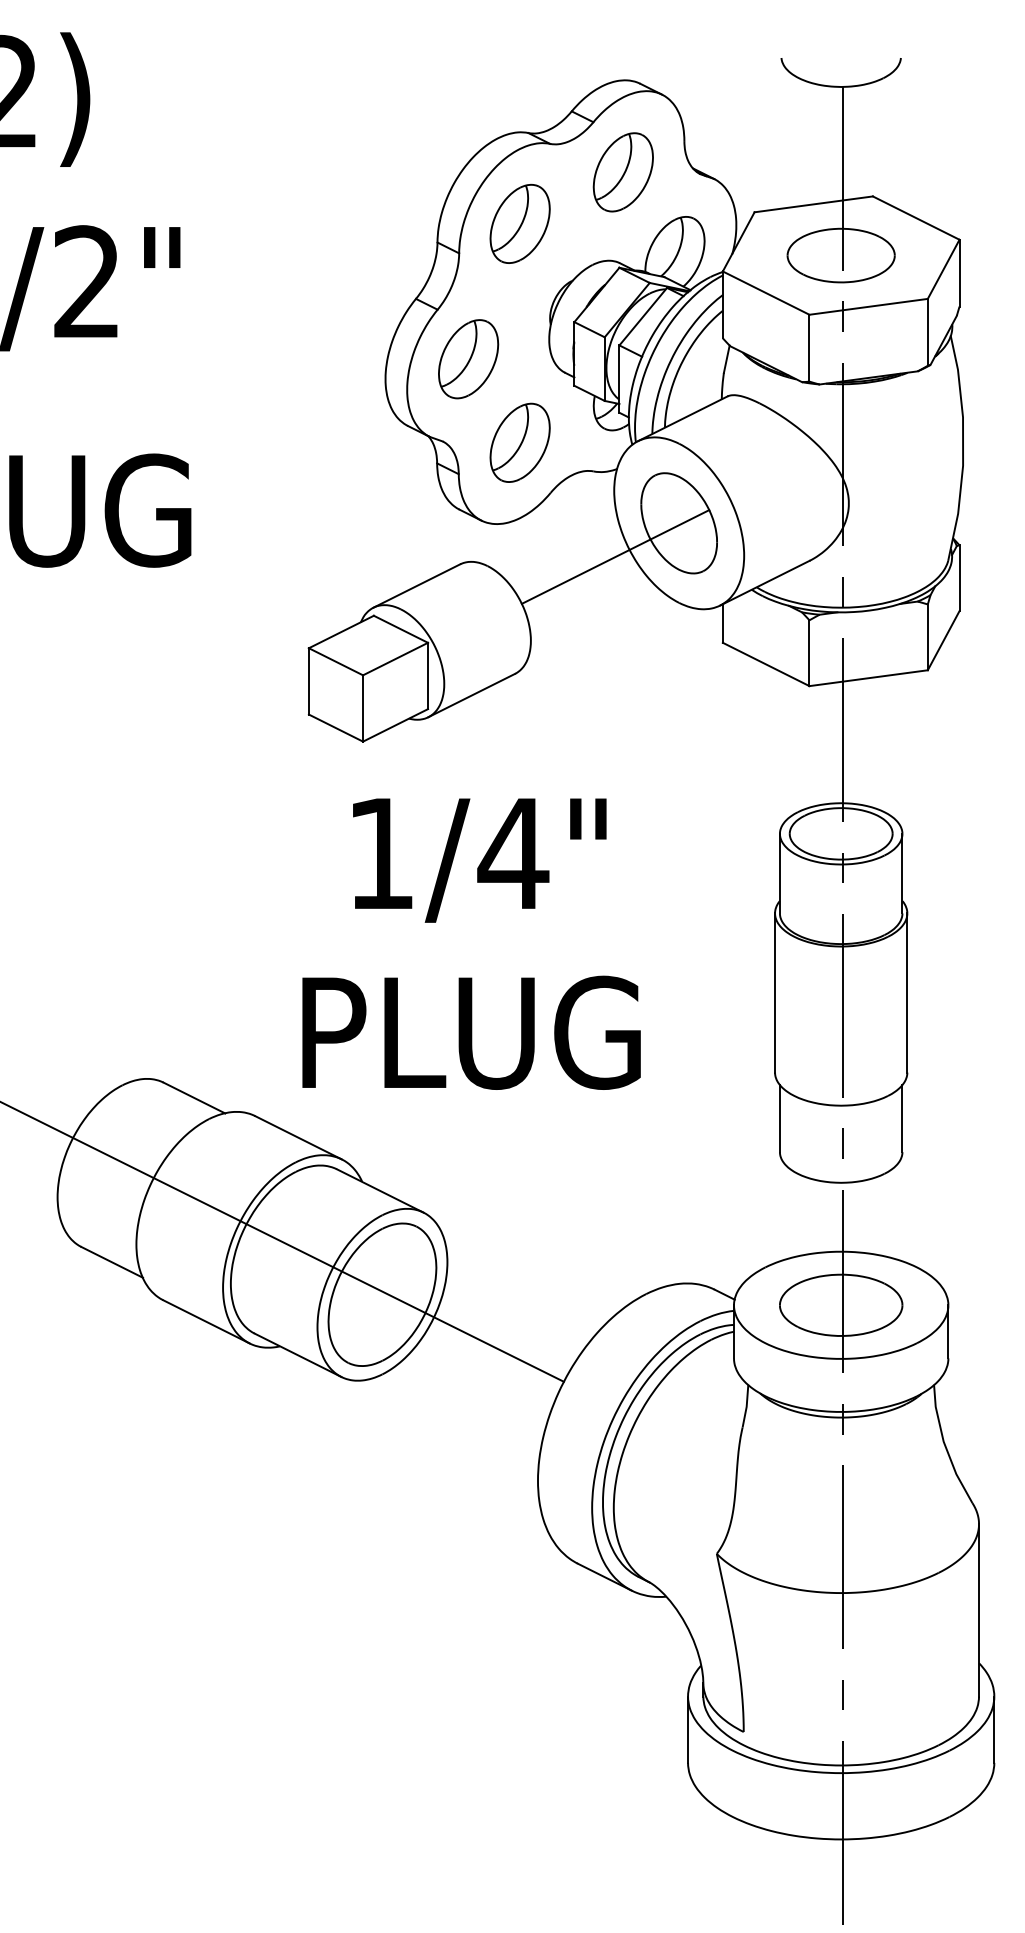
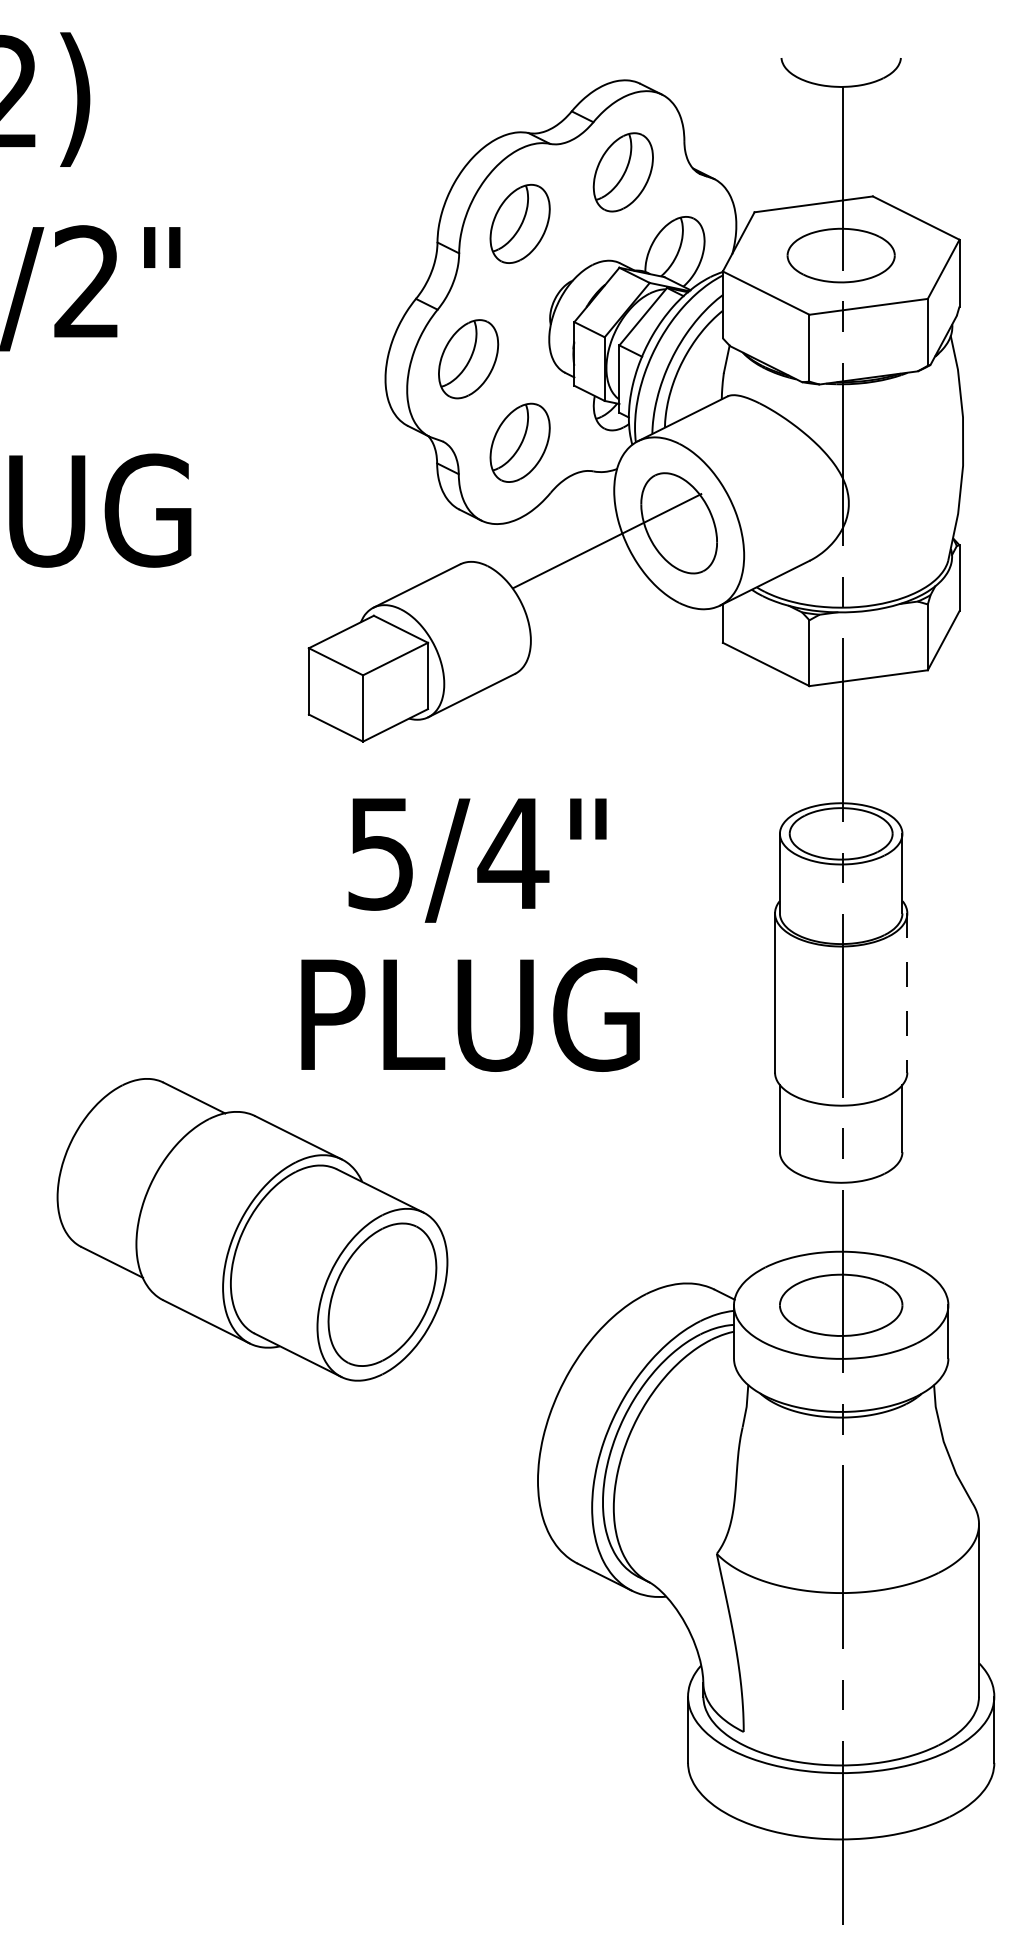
line position: (615, 556) -> (607, 540) (607, 540)
text: 1/4" -> 5/4" (380, 854)
line: solid -> dashed (907, 993)
text position: (471, 1032) -> (470, 1014) (470, 1014)
line: present -> none (282, 1241)
